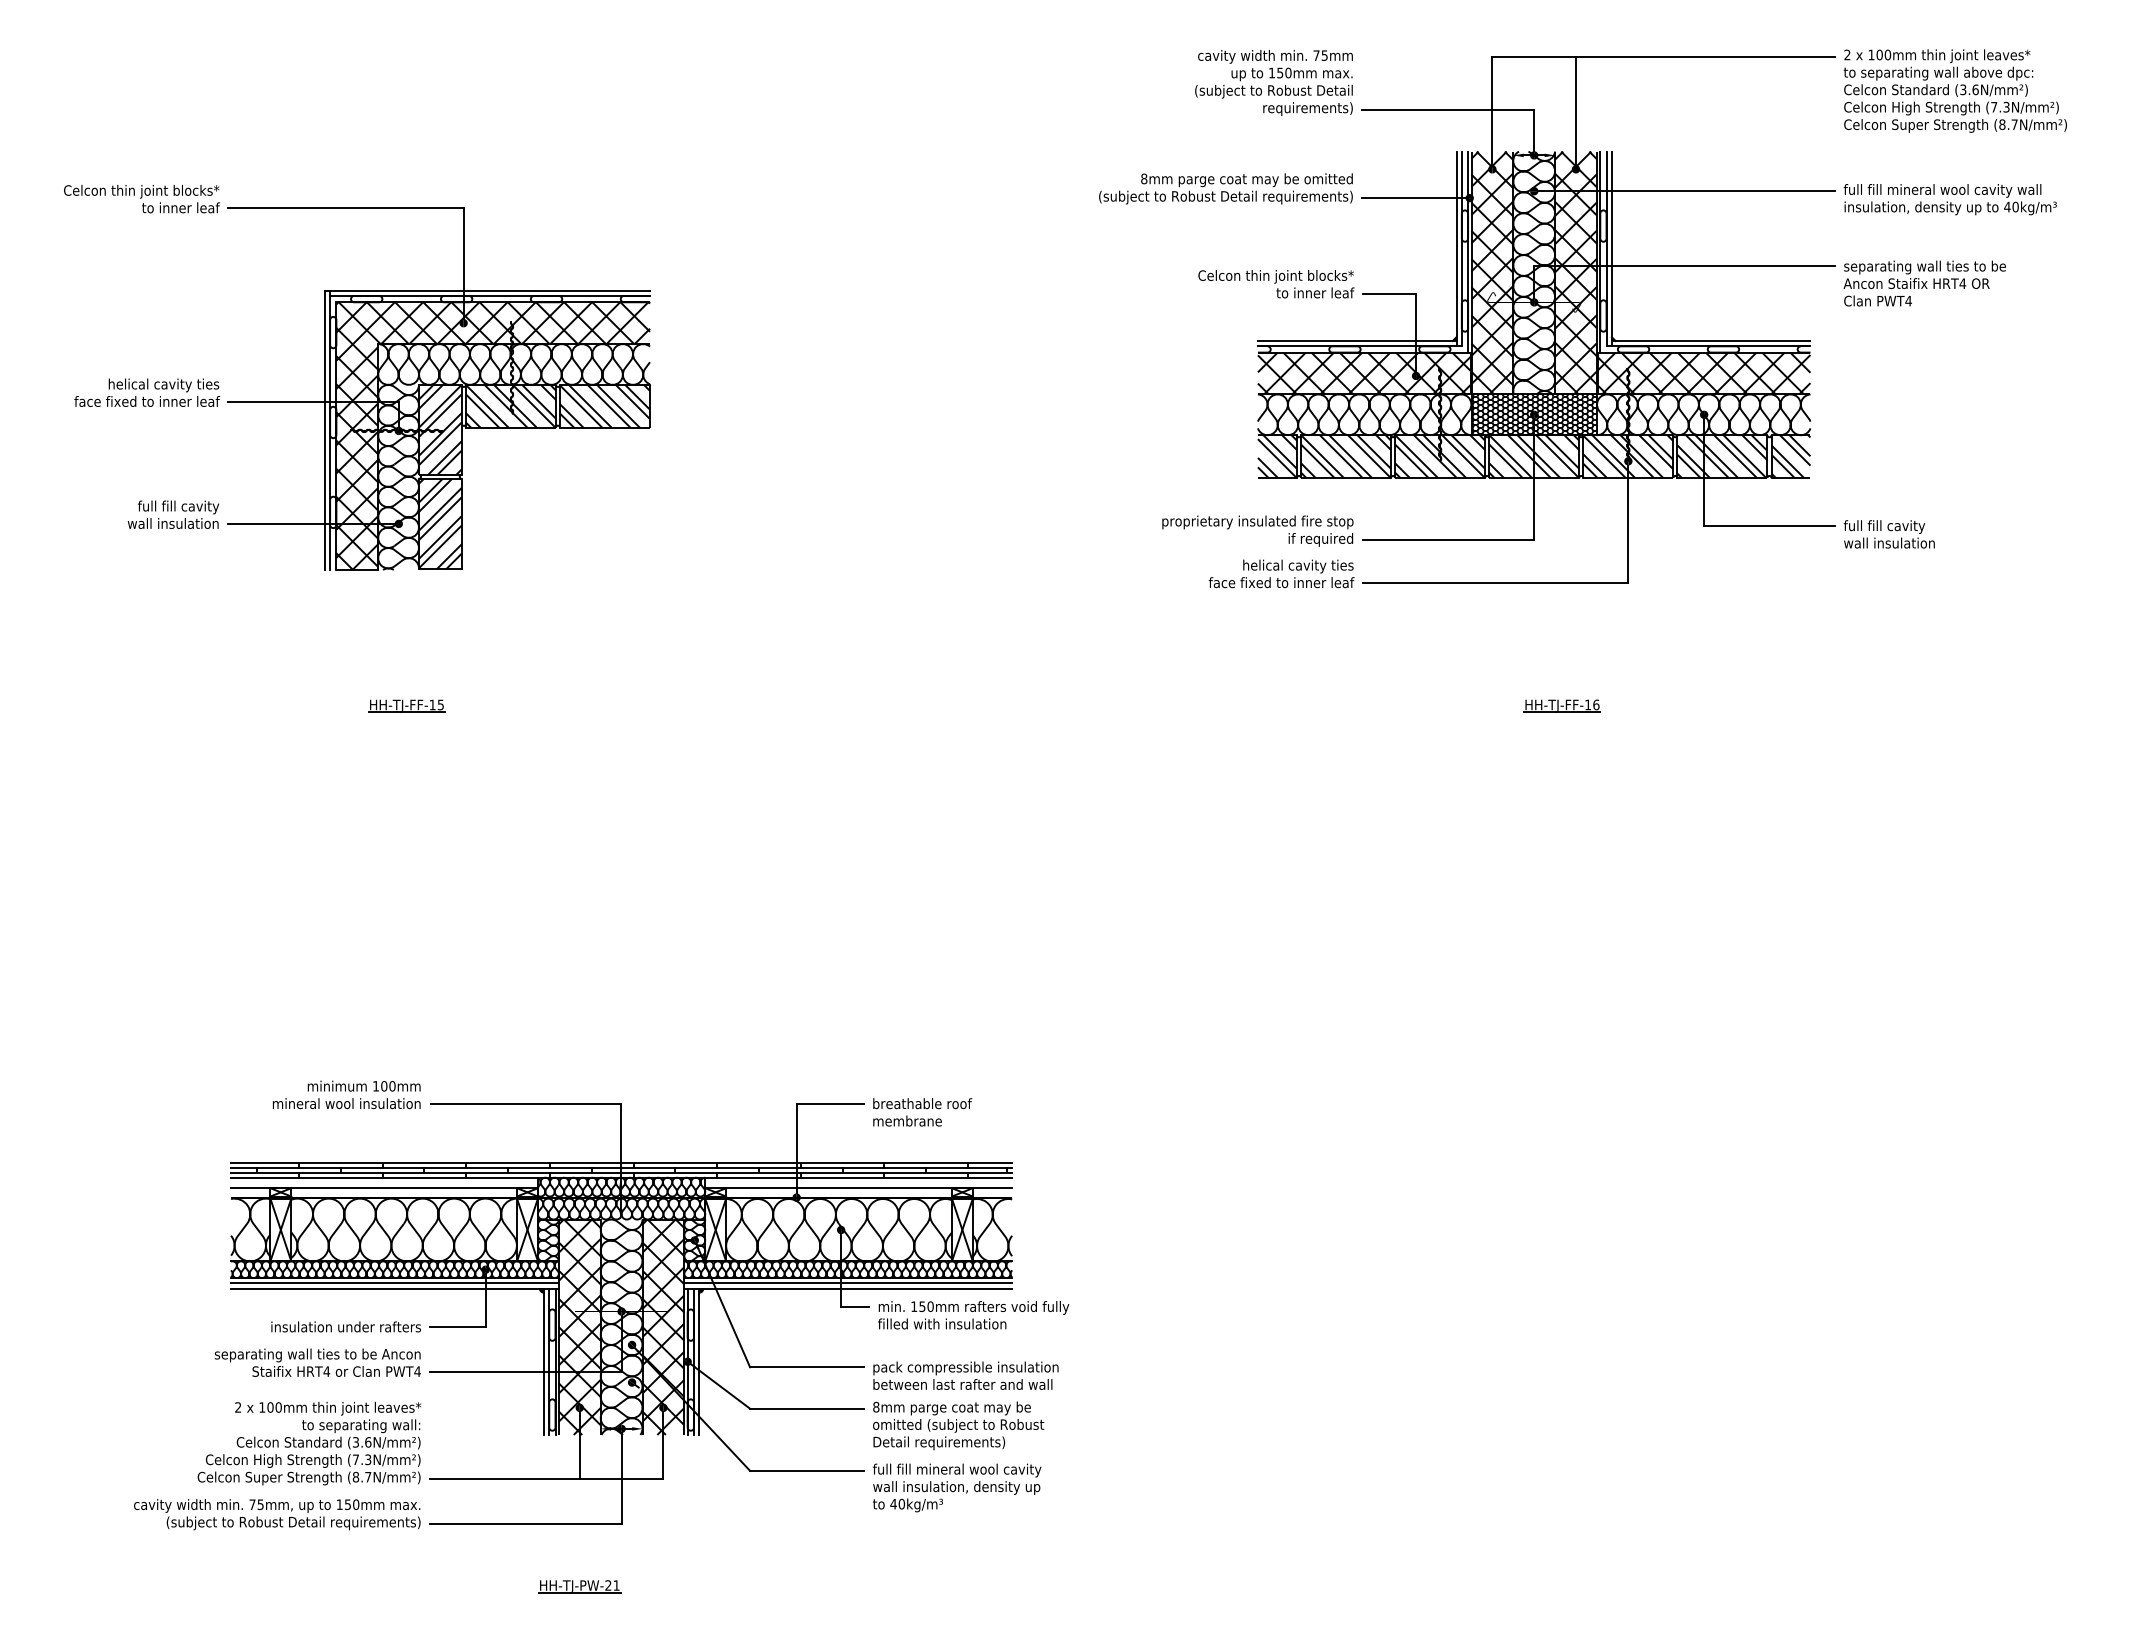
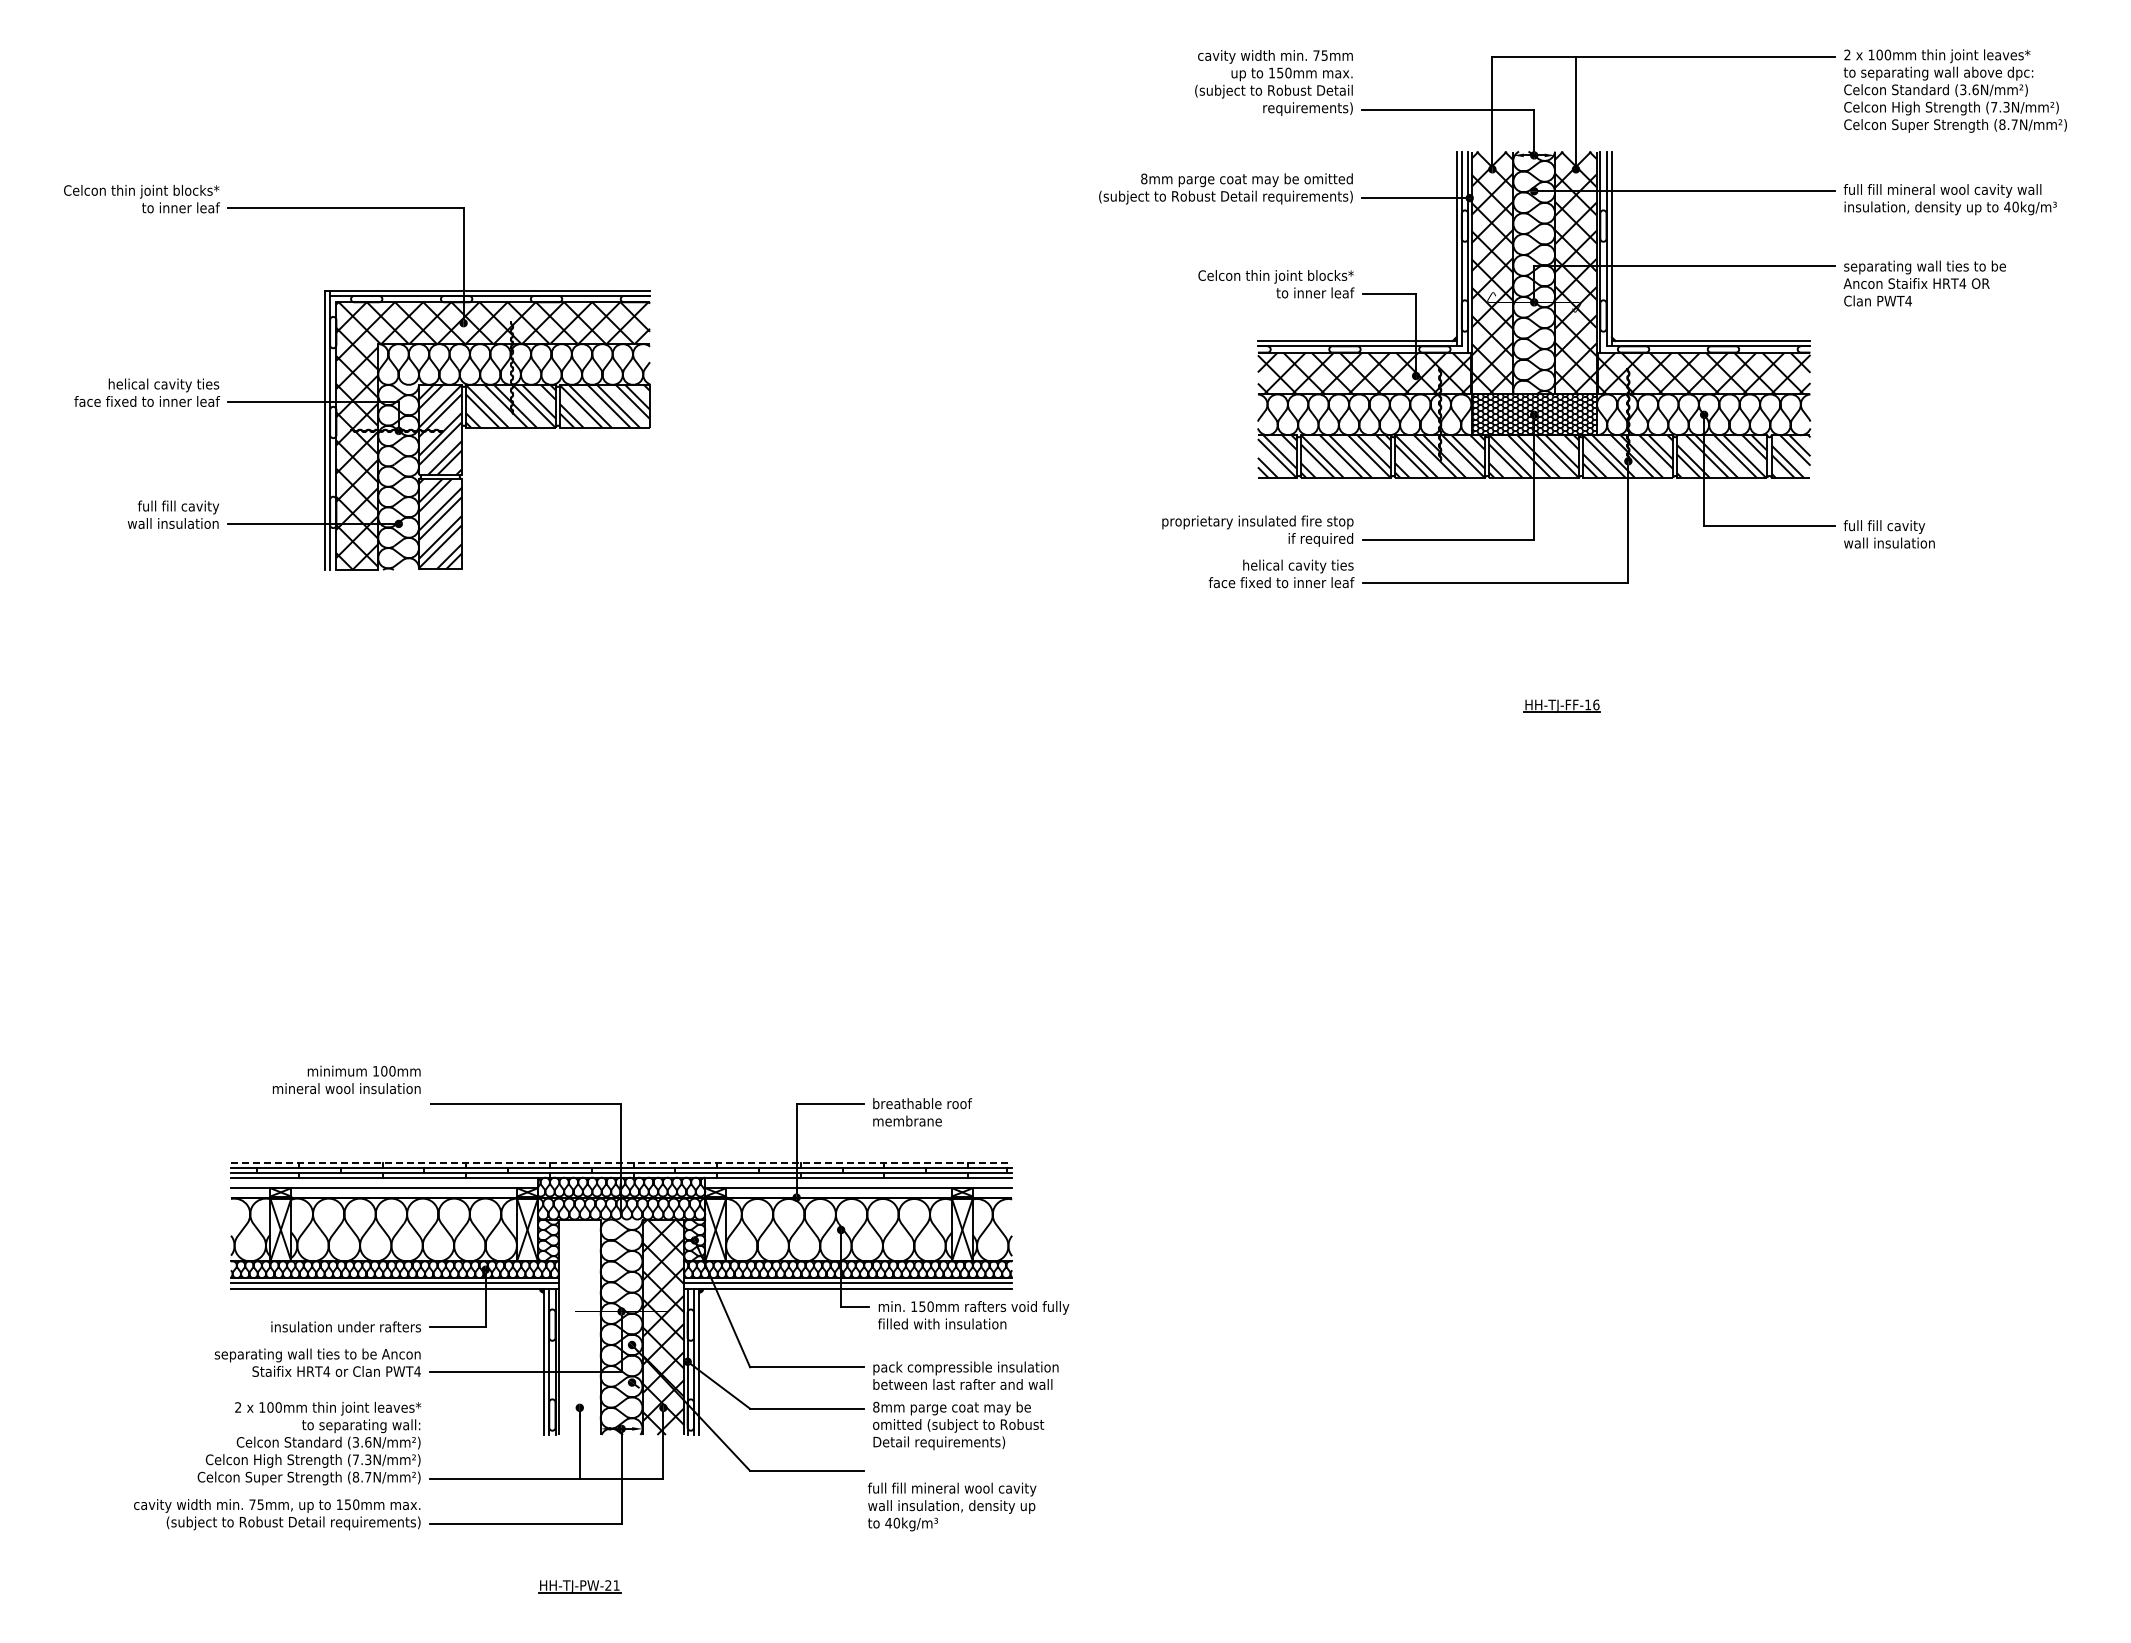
part: present -> none (406, 705)
text position: (346, 1094) -> (346, 1079) (346, 1079)
line: solid -> dashed (621, 1162)
hatch: present -> none (579, 1326)
text position: (956, 1487) -> (951, 1506) (951, 1506)
